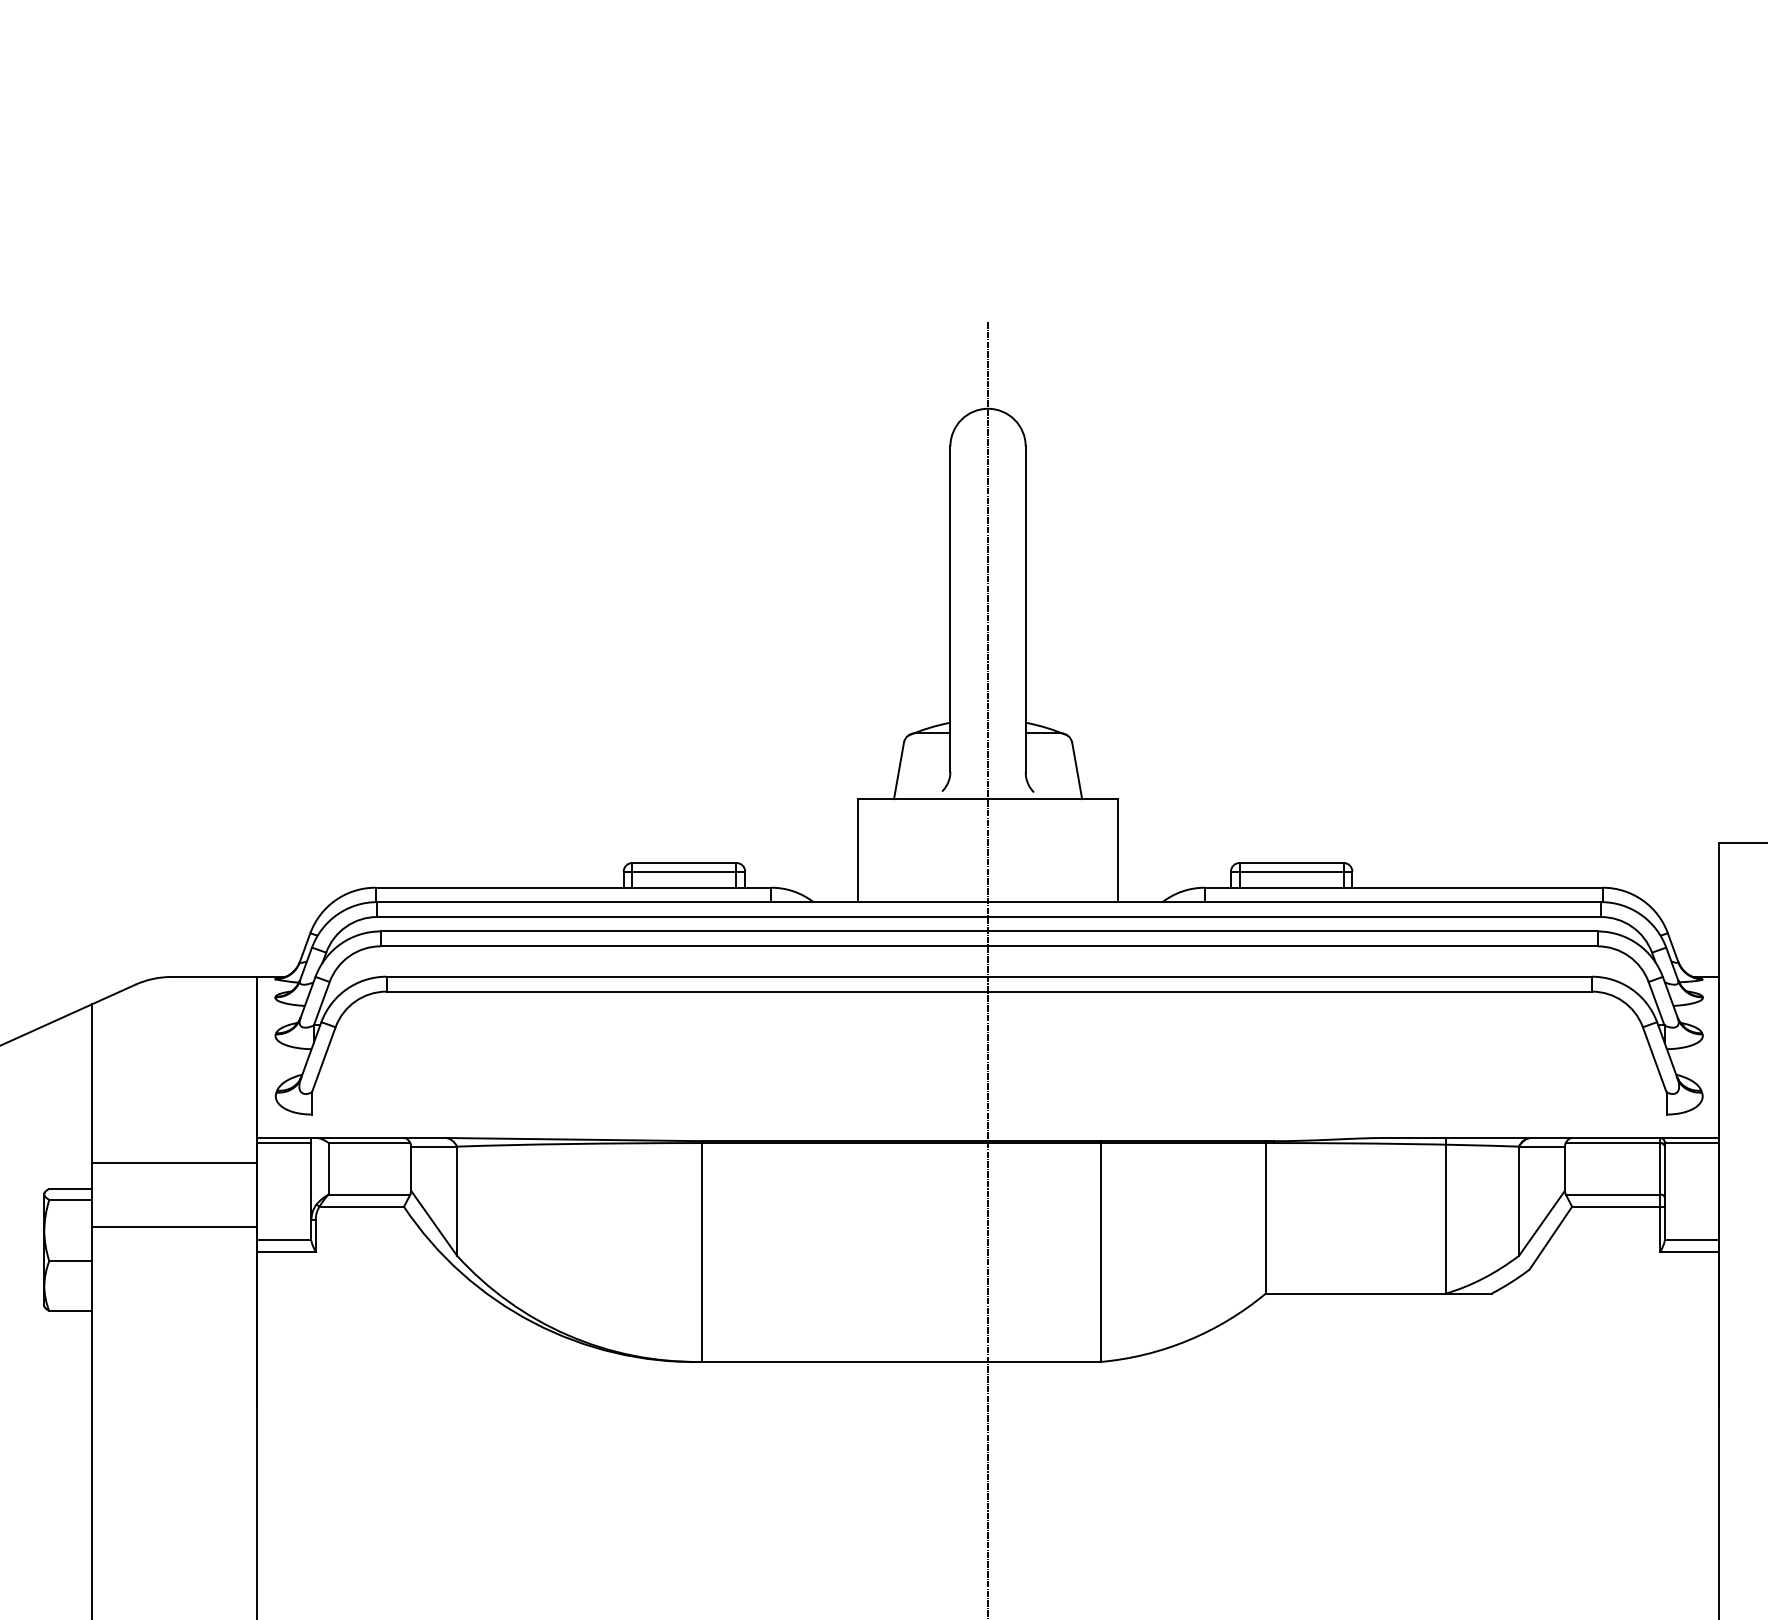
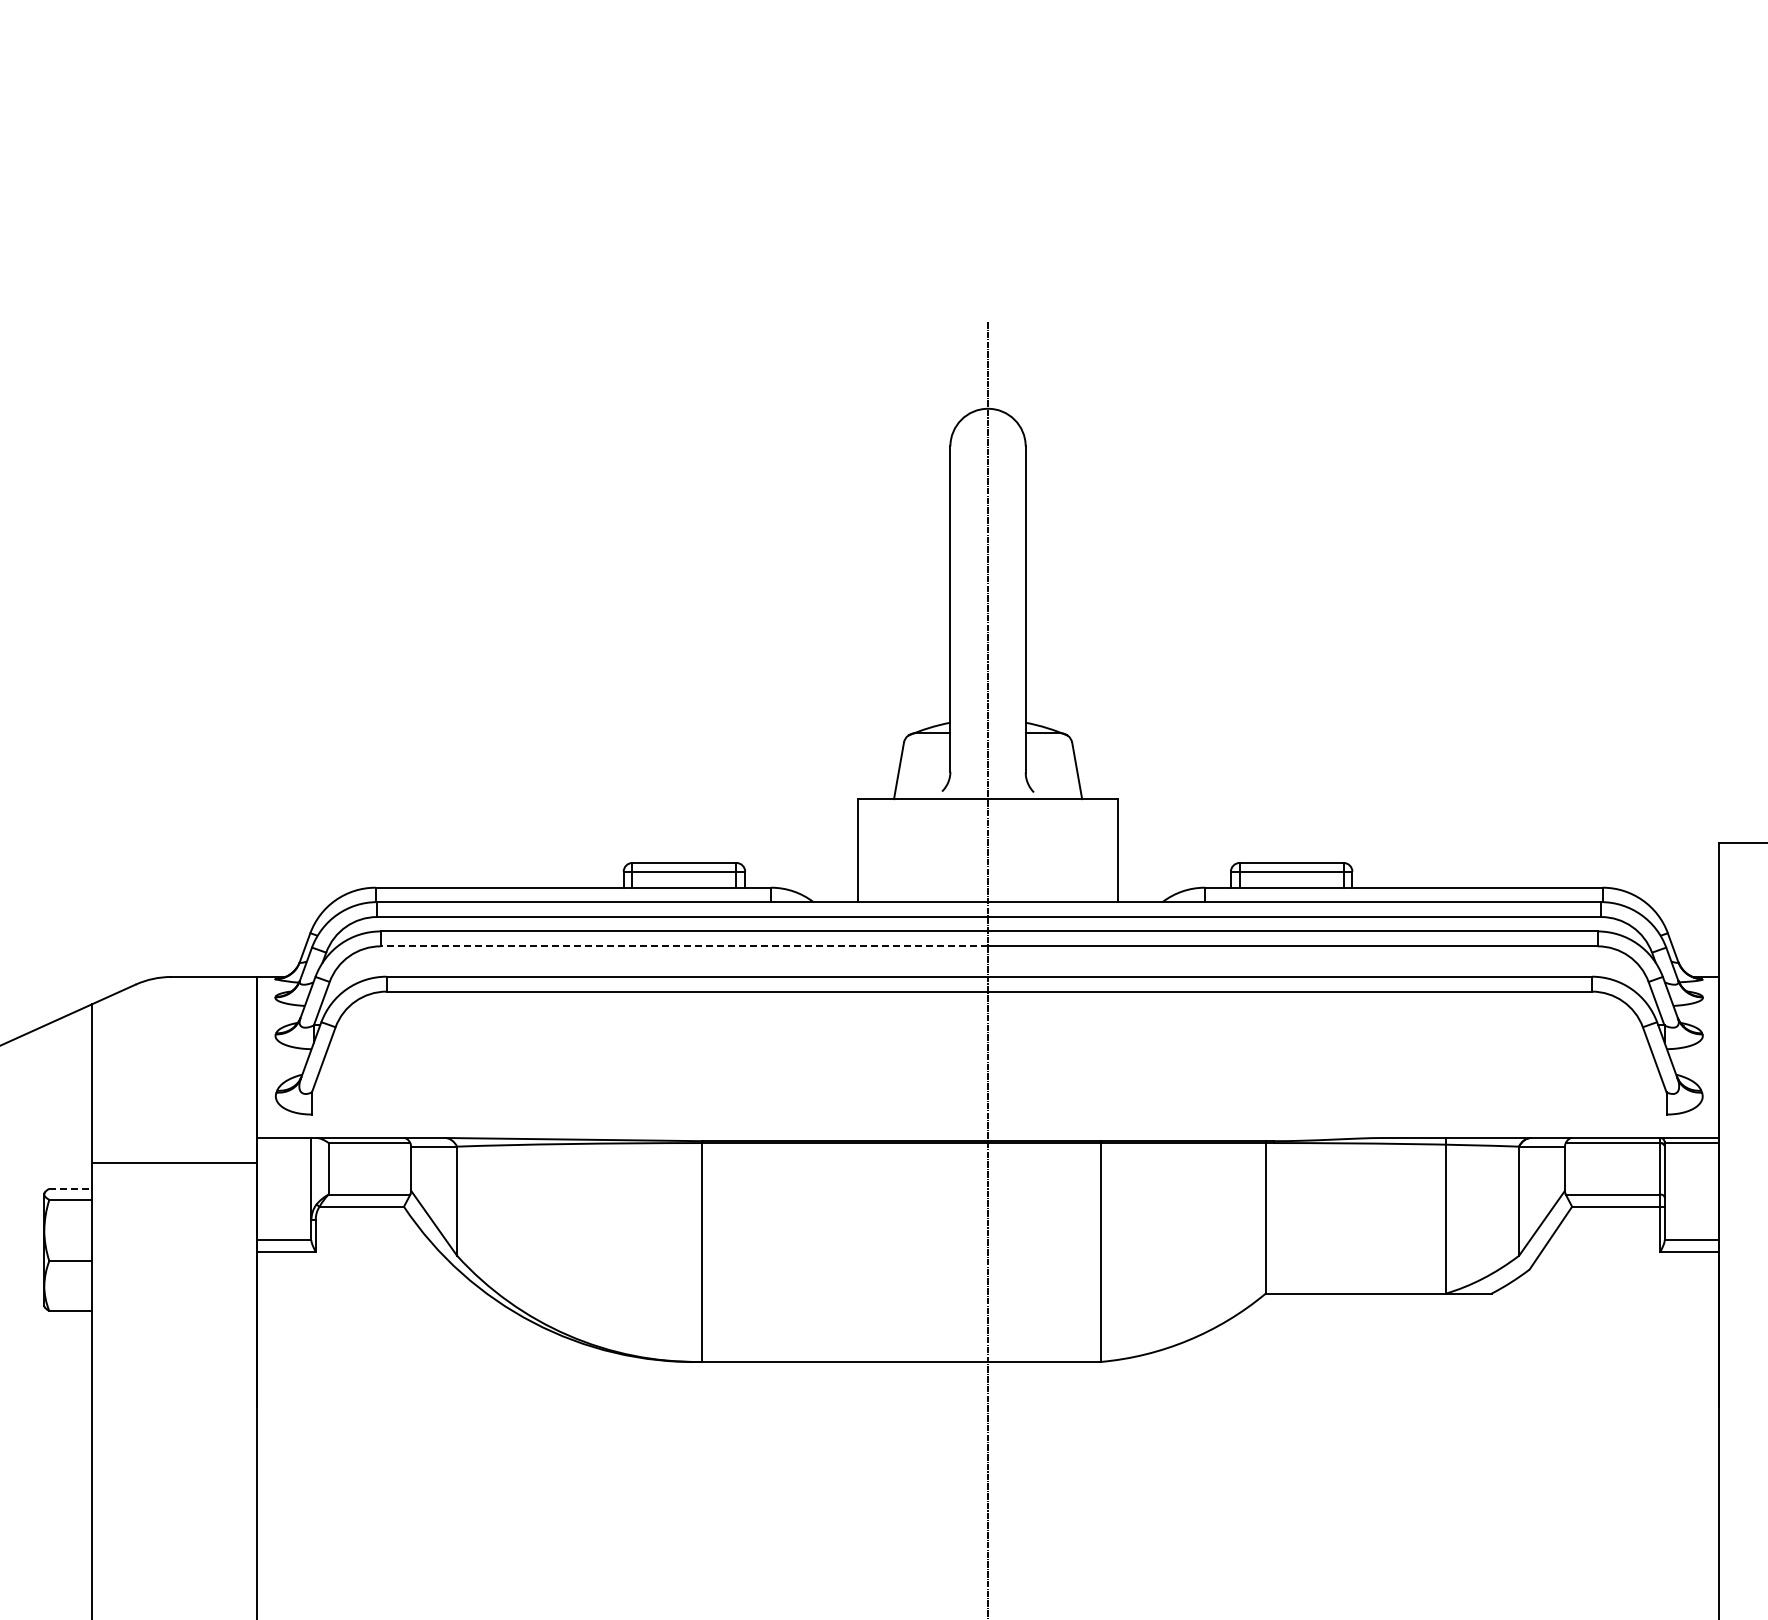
line: solid -> dashed (684, 946)
line: present -> none (283, 1142)
line: solid -> dashed (71, 1188)
line: present -> none (173, 1227)
